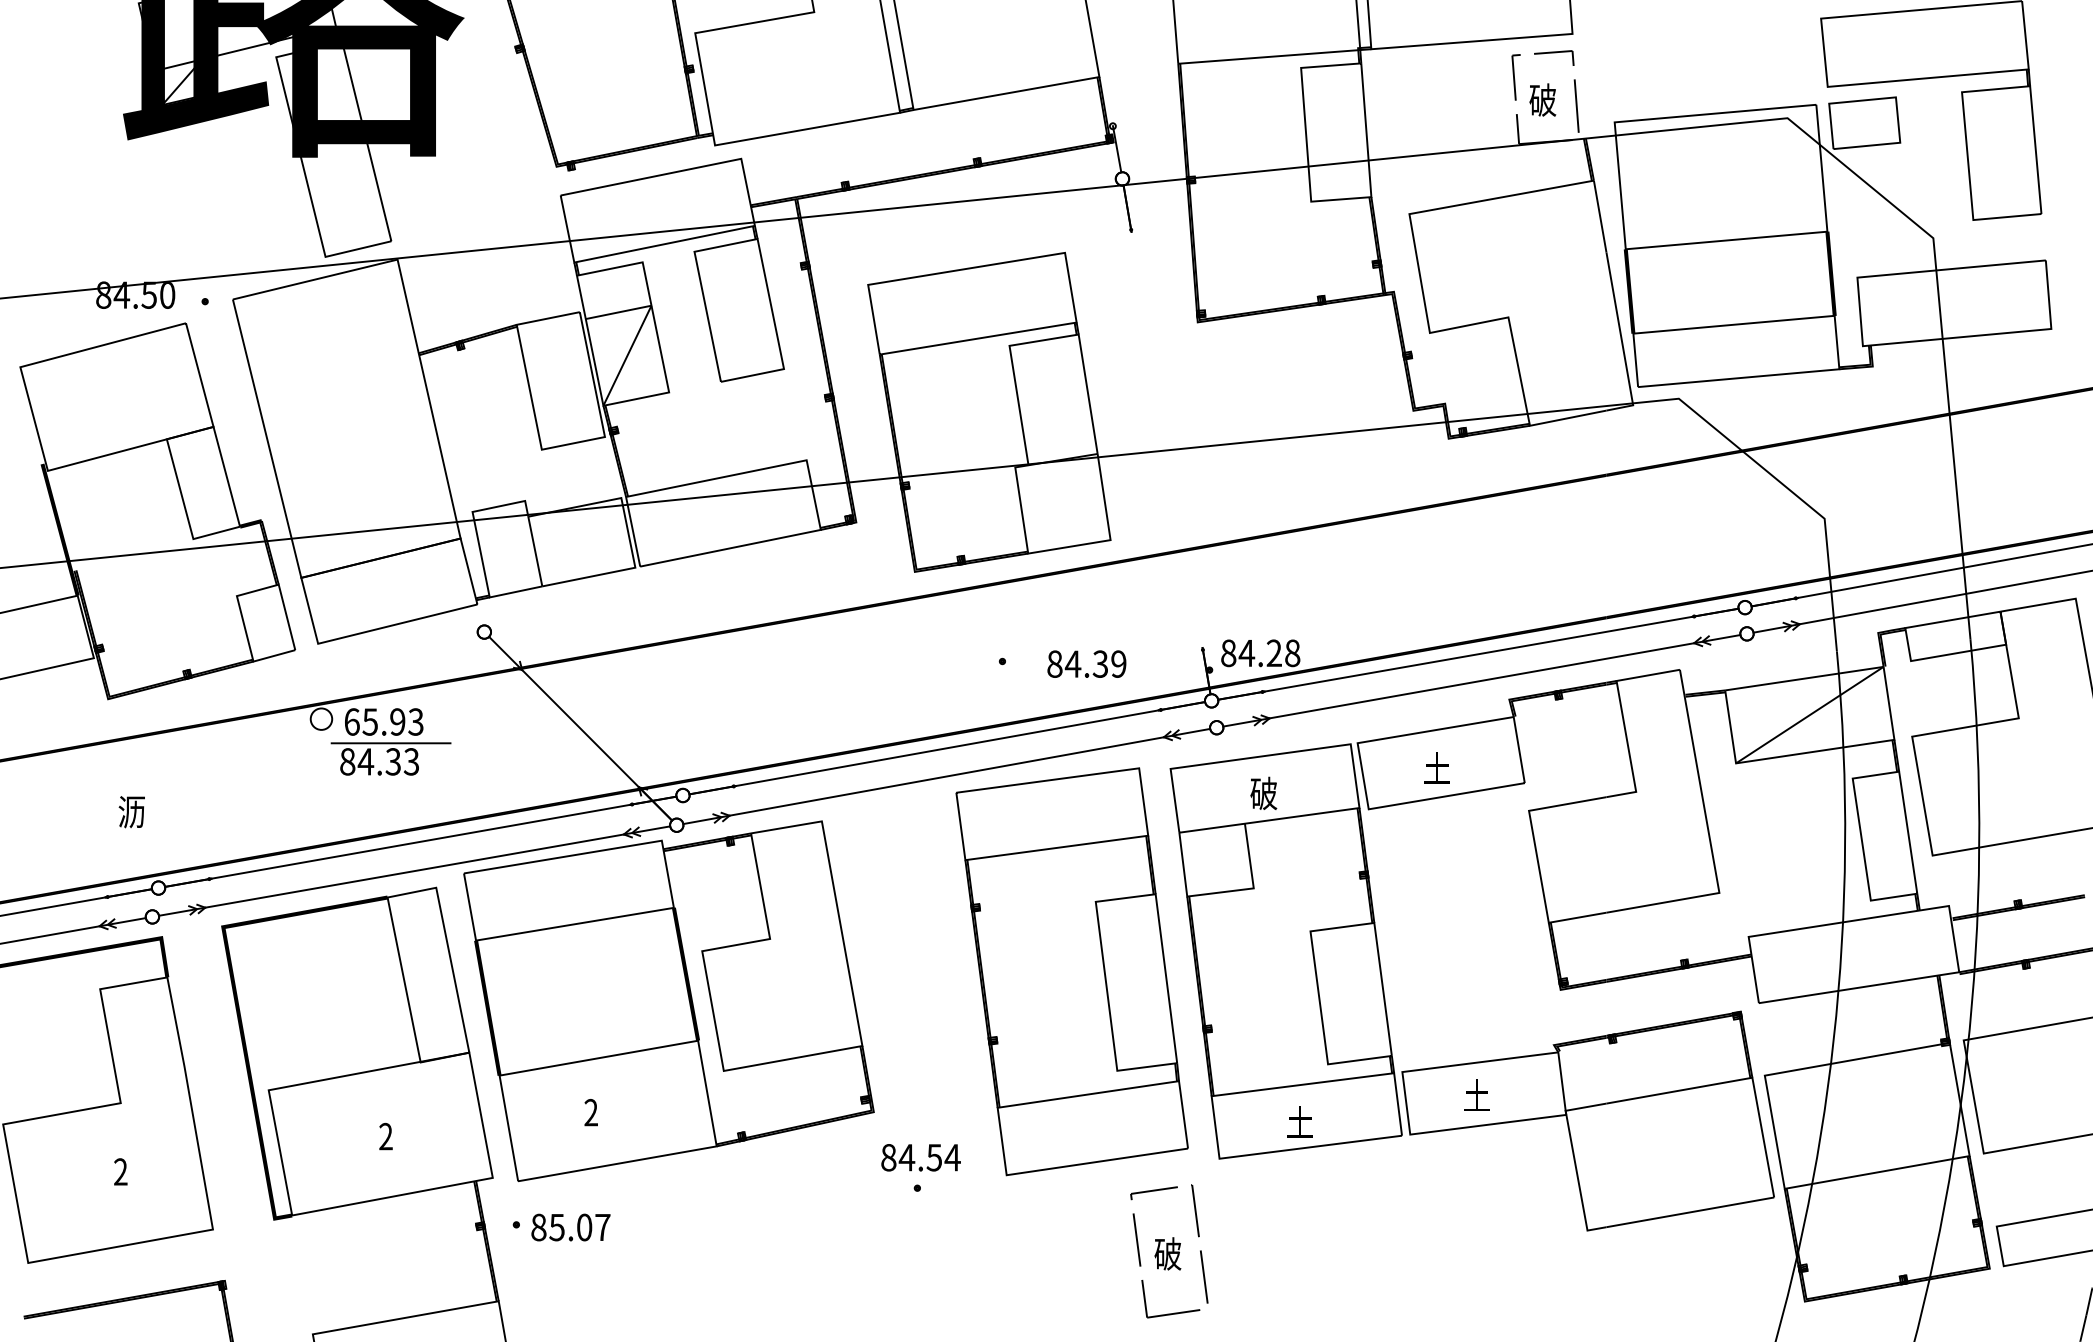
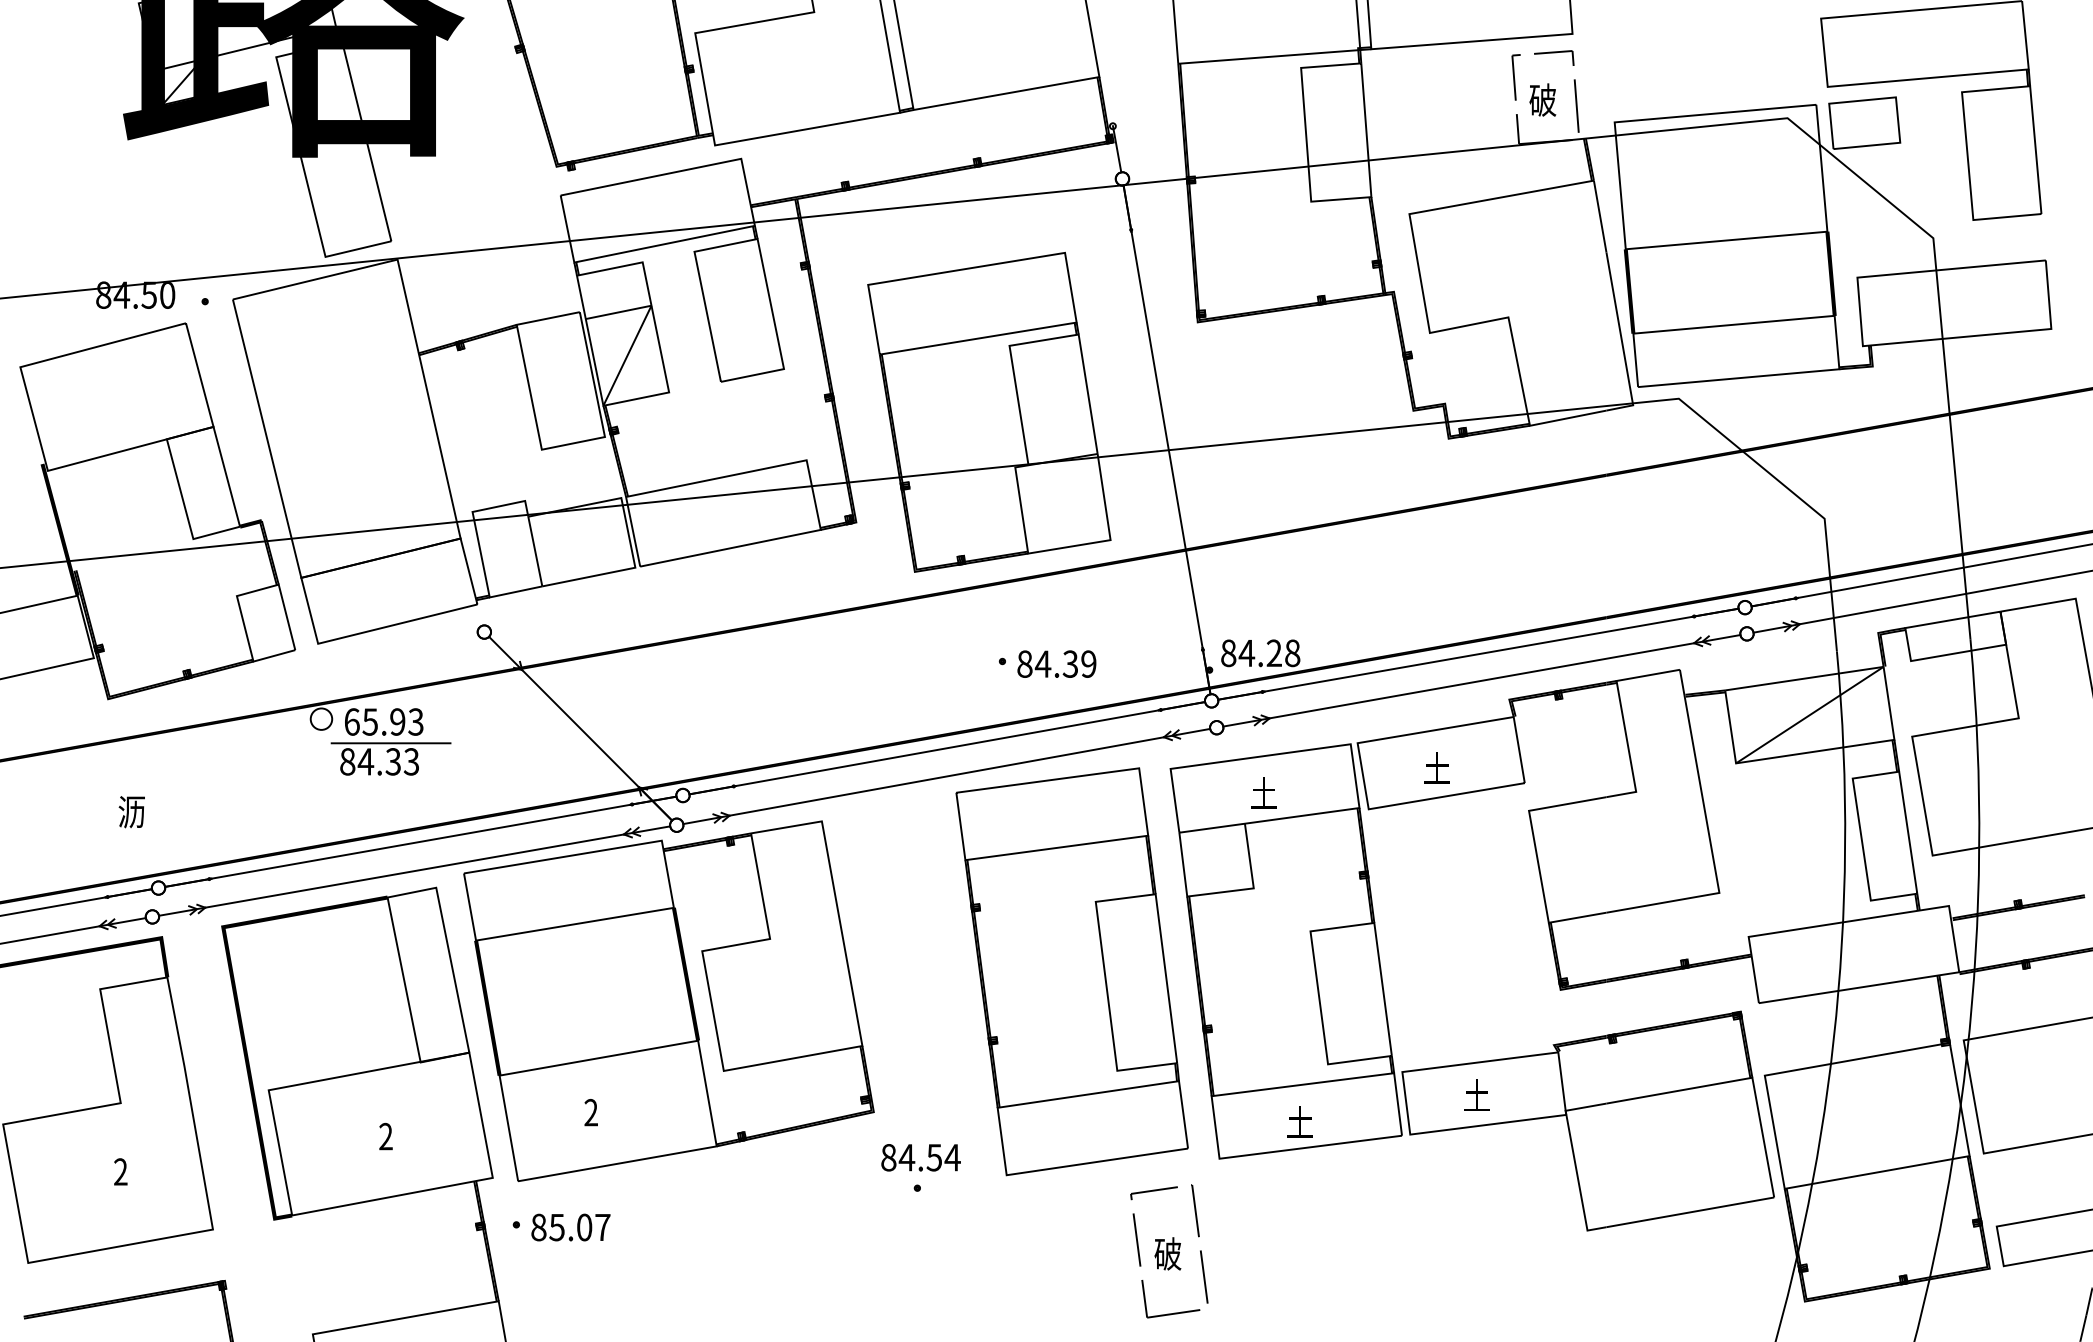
line: none -> present (1166, 439)
text position: (1086, 663) -> (1056, 663) (1056, 663)
text: 破 -> 土 (1263, 793)
